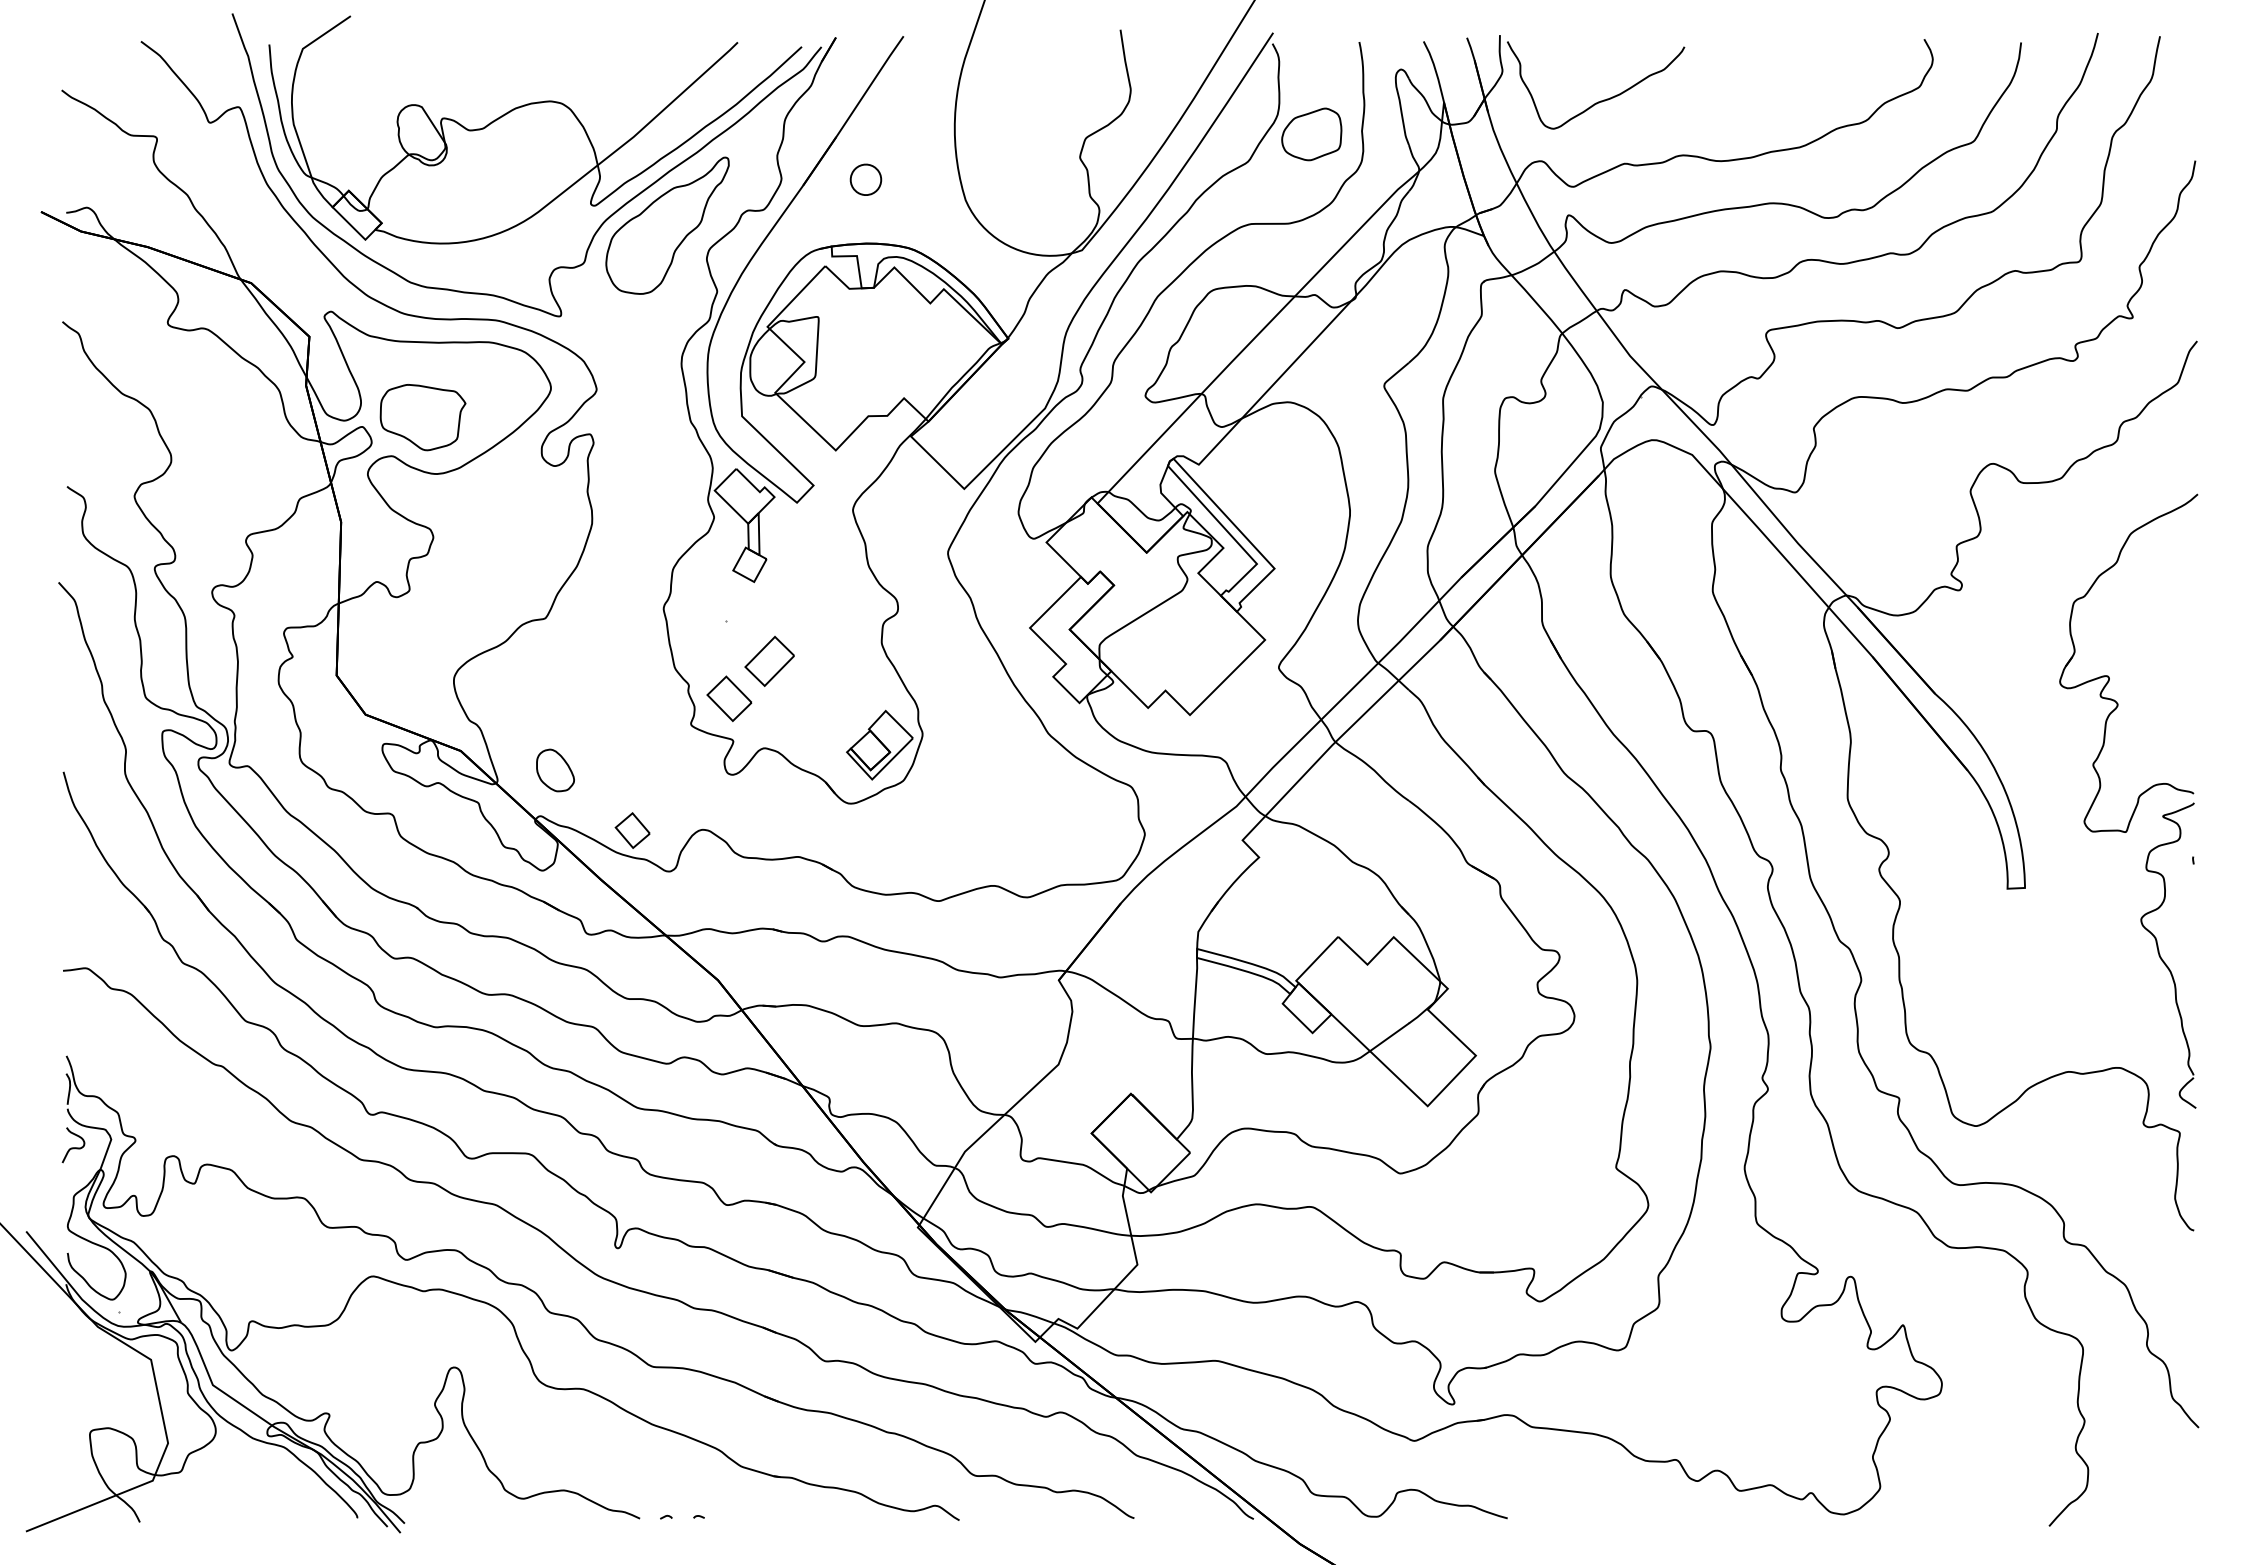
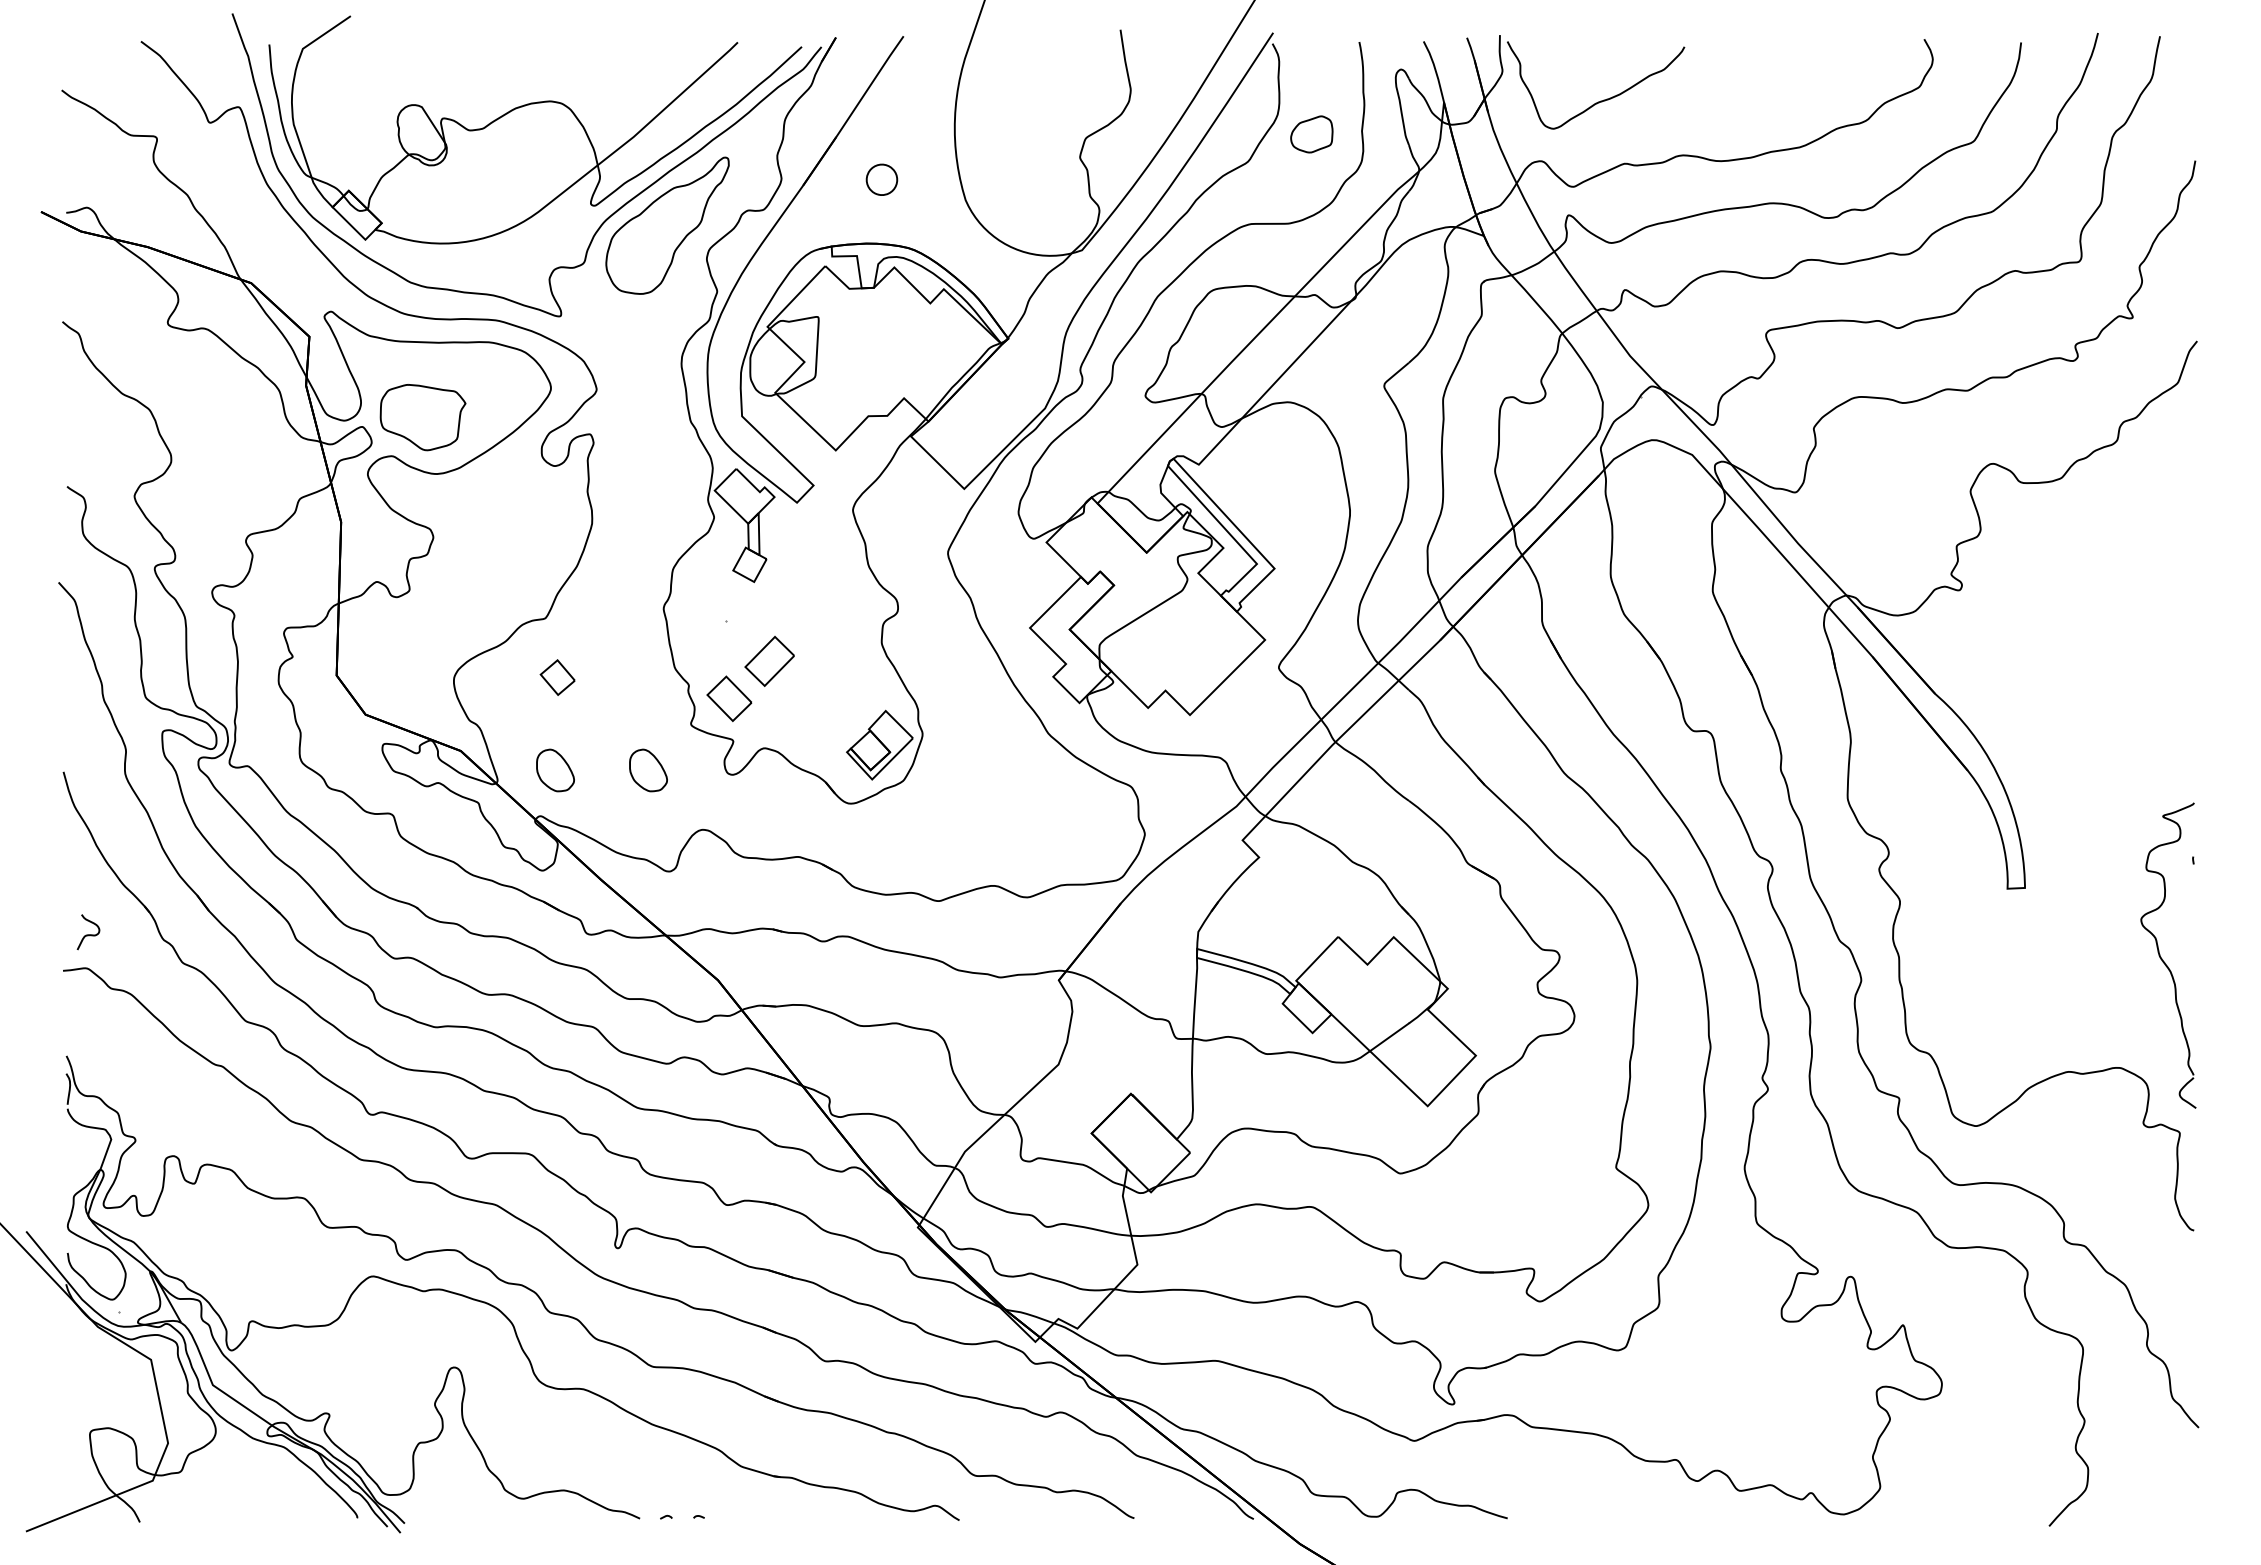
part size: 62x55 px -> 44x39 px (1311, 134)
part position: (865, 179) -> (881, 179) (881, 179)
part: present -> none (2109, 676)
part: none -> present (648, 770)
part position: (632, 830) -> (557, 677) (557, 677)
curve position: (73, 1147) -> (88, 934) (88, 934)
